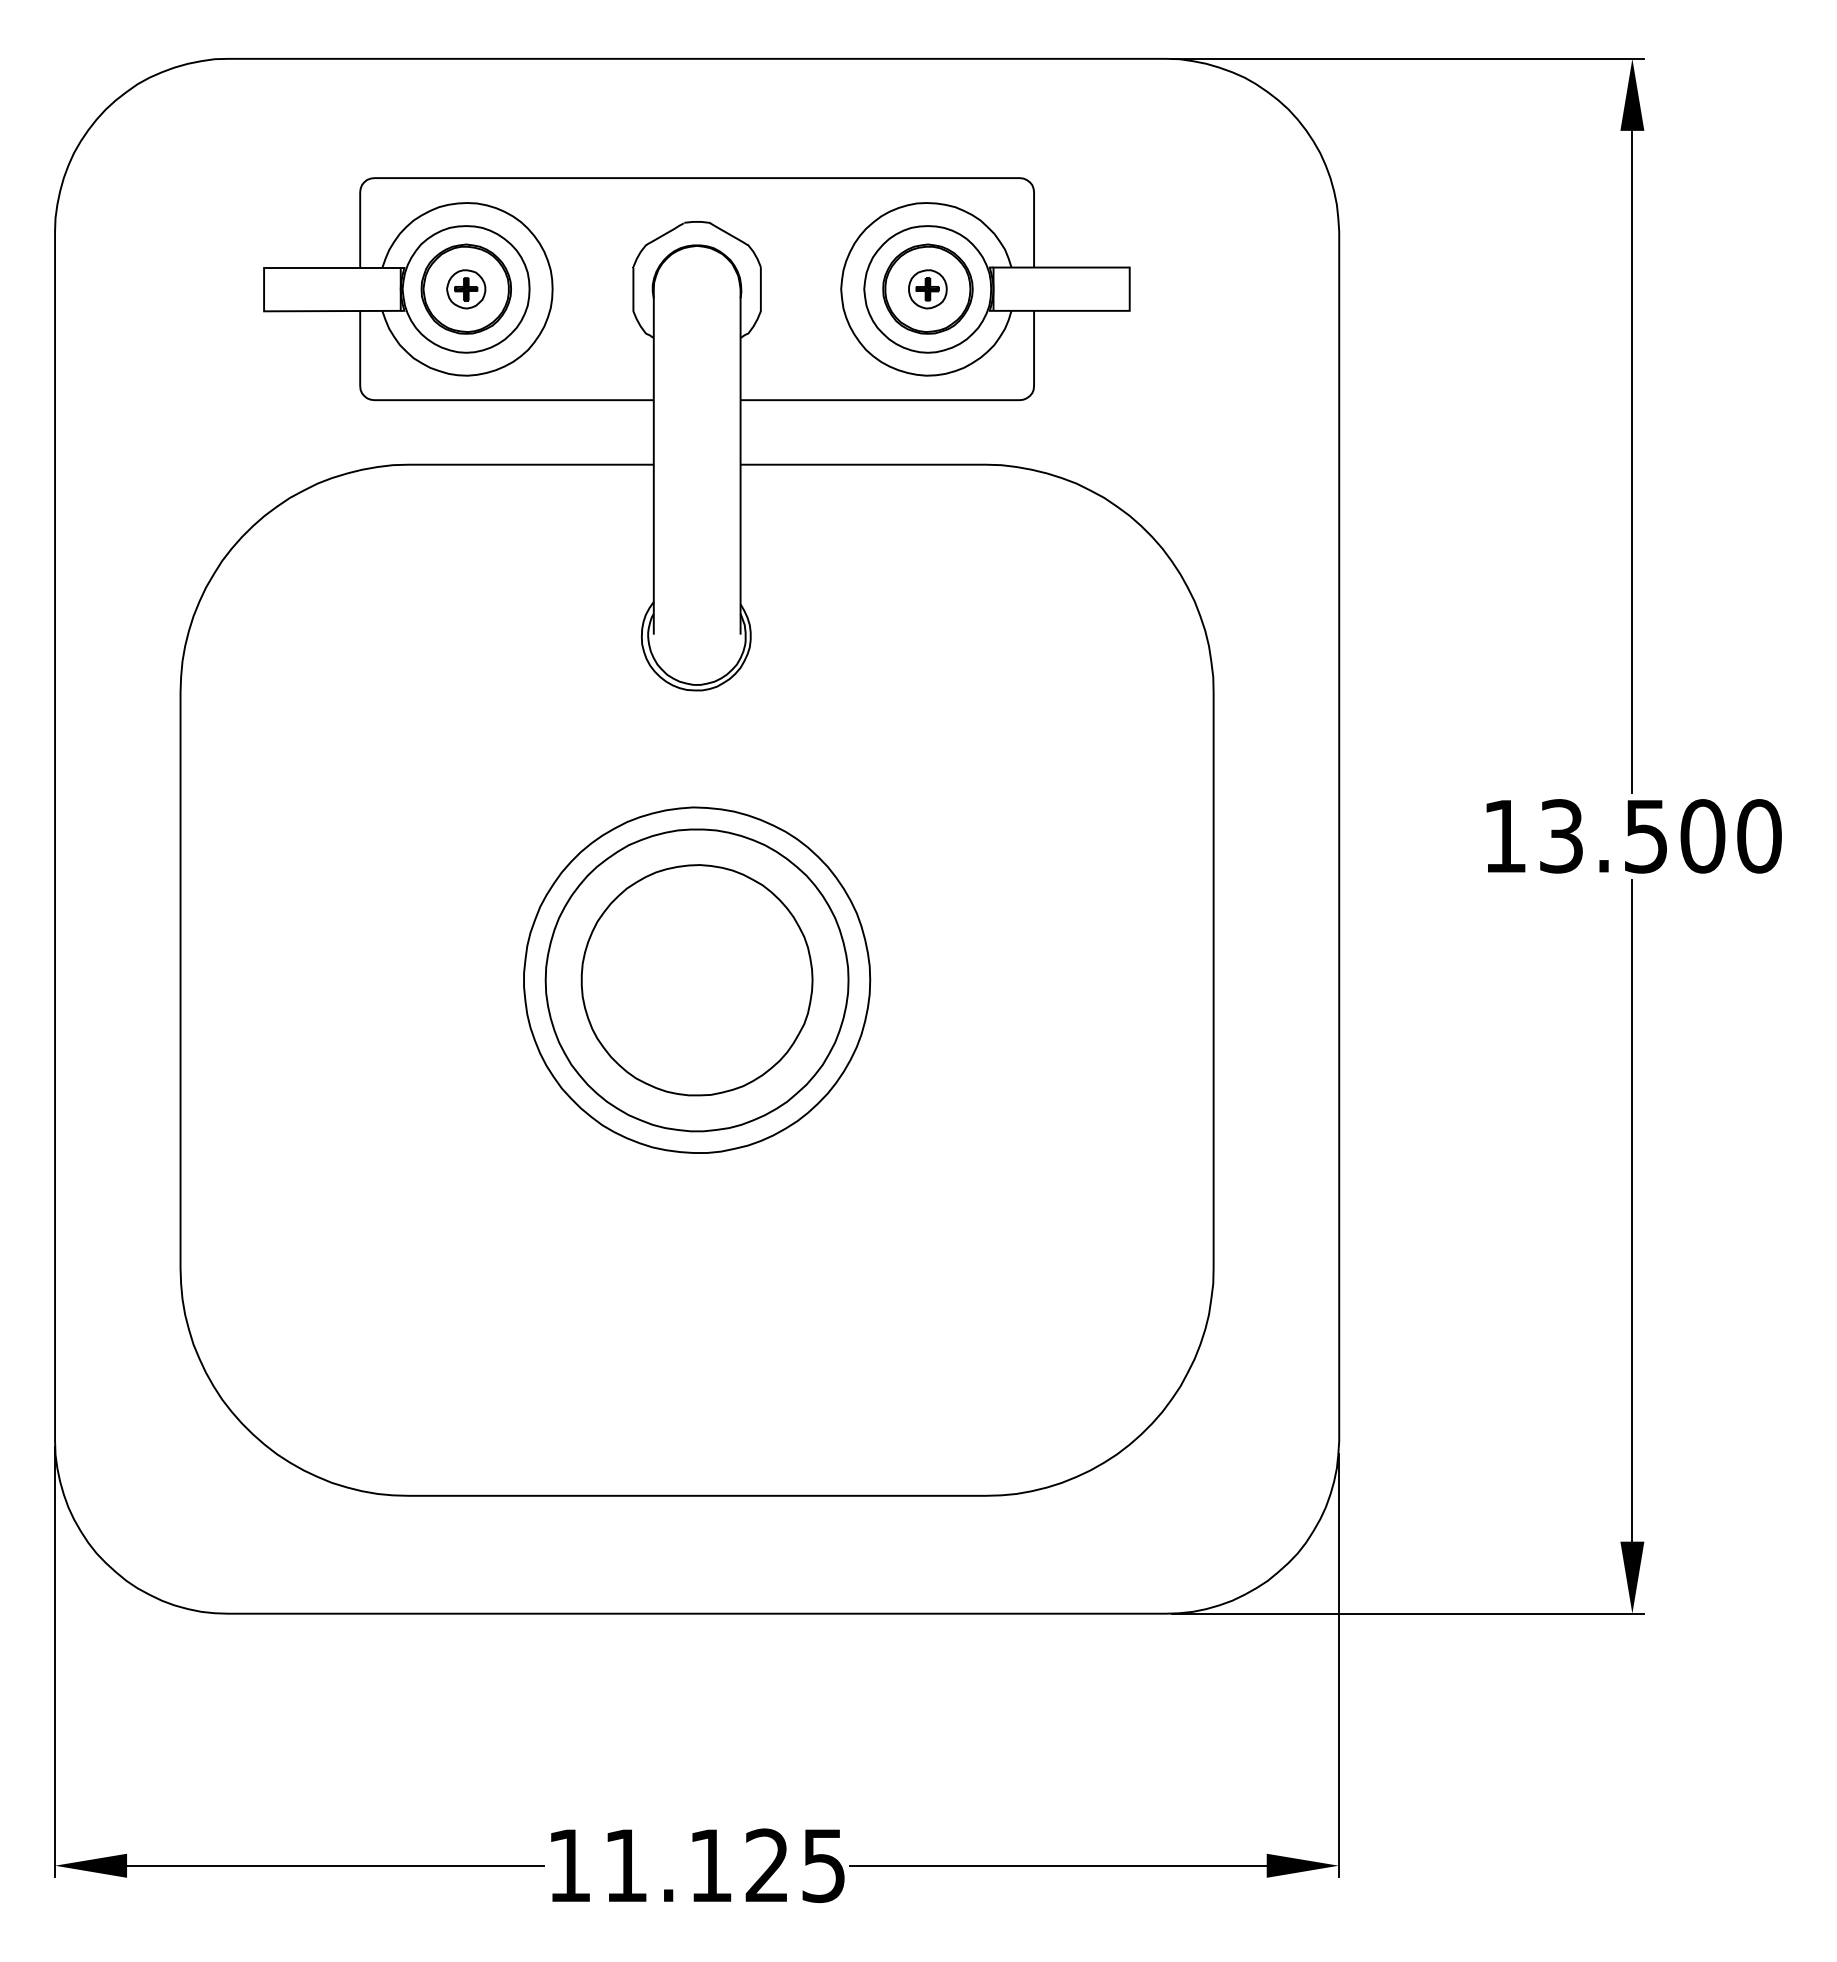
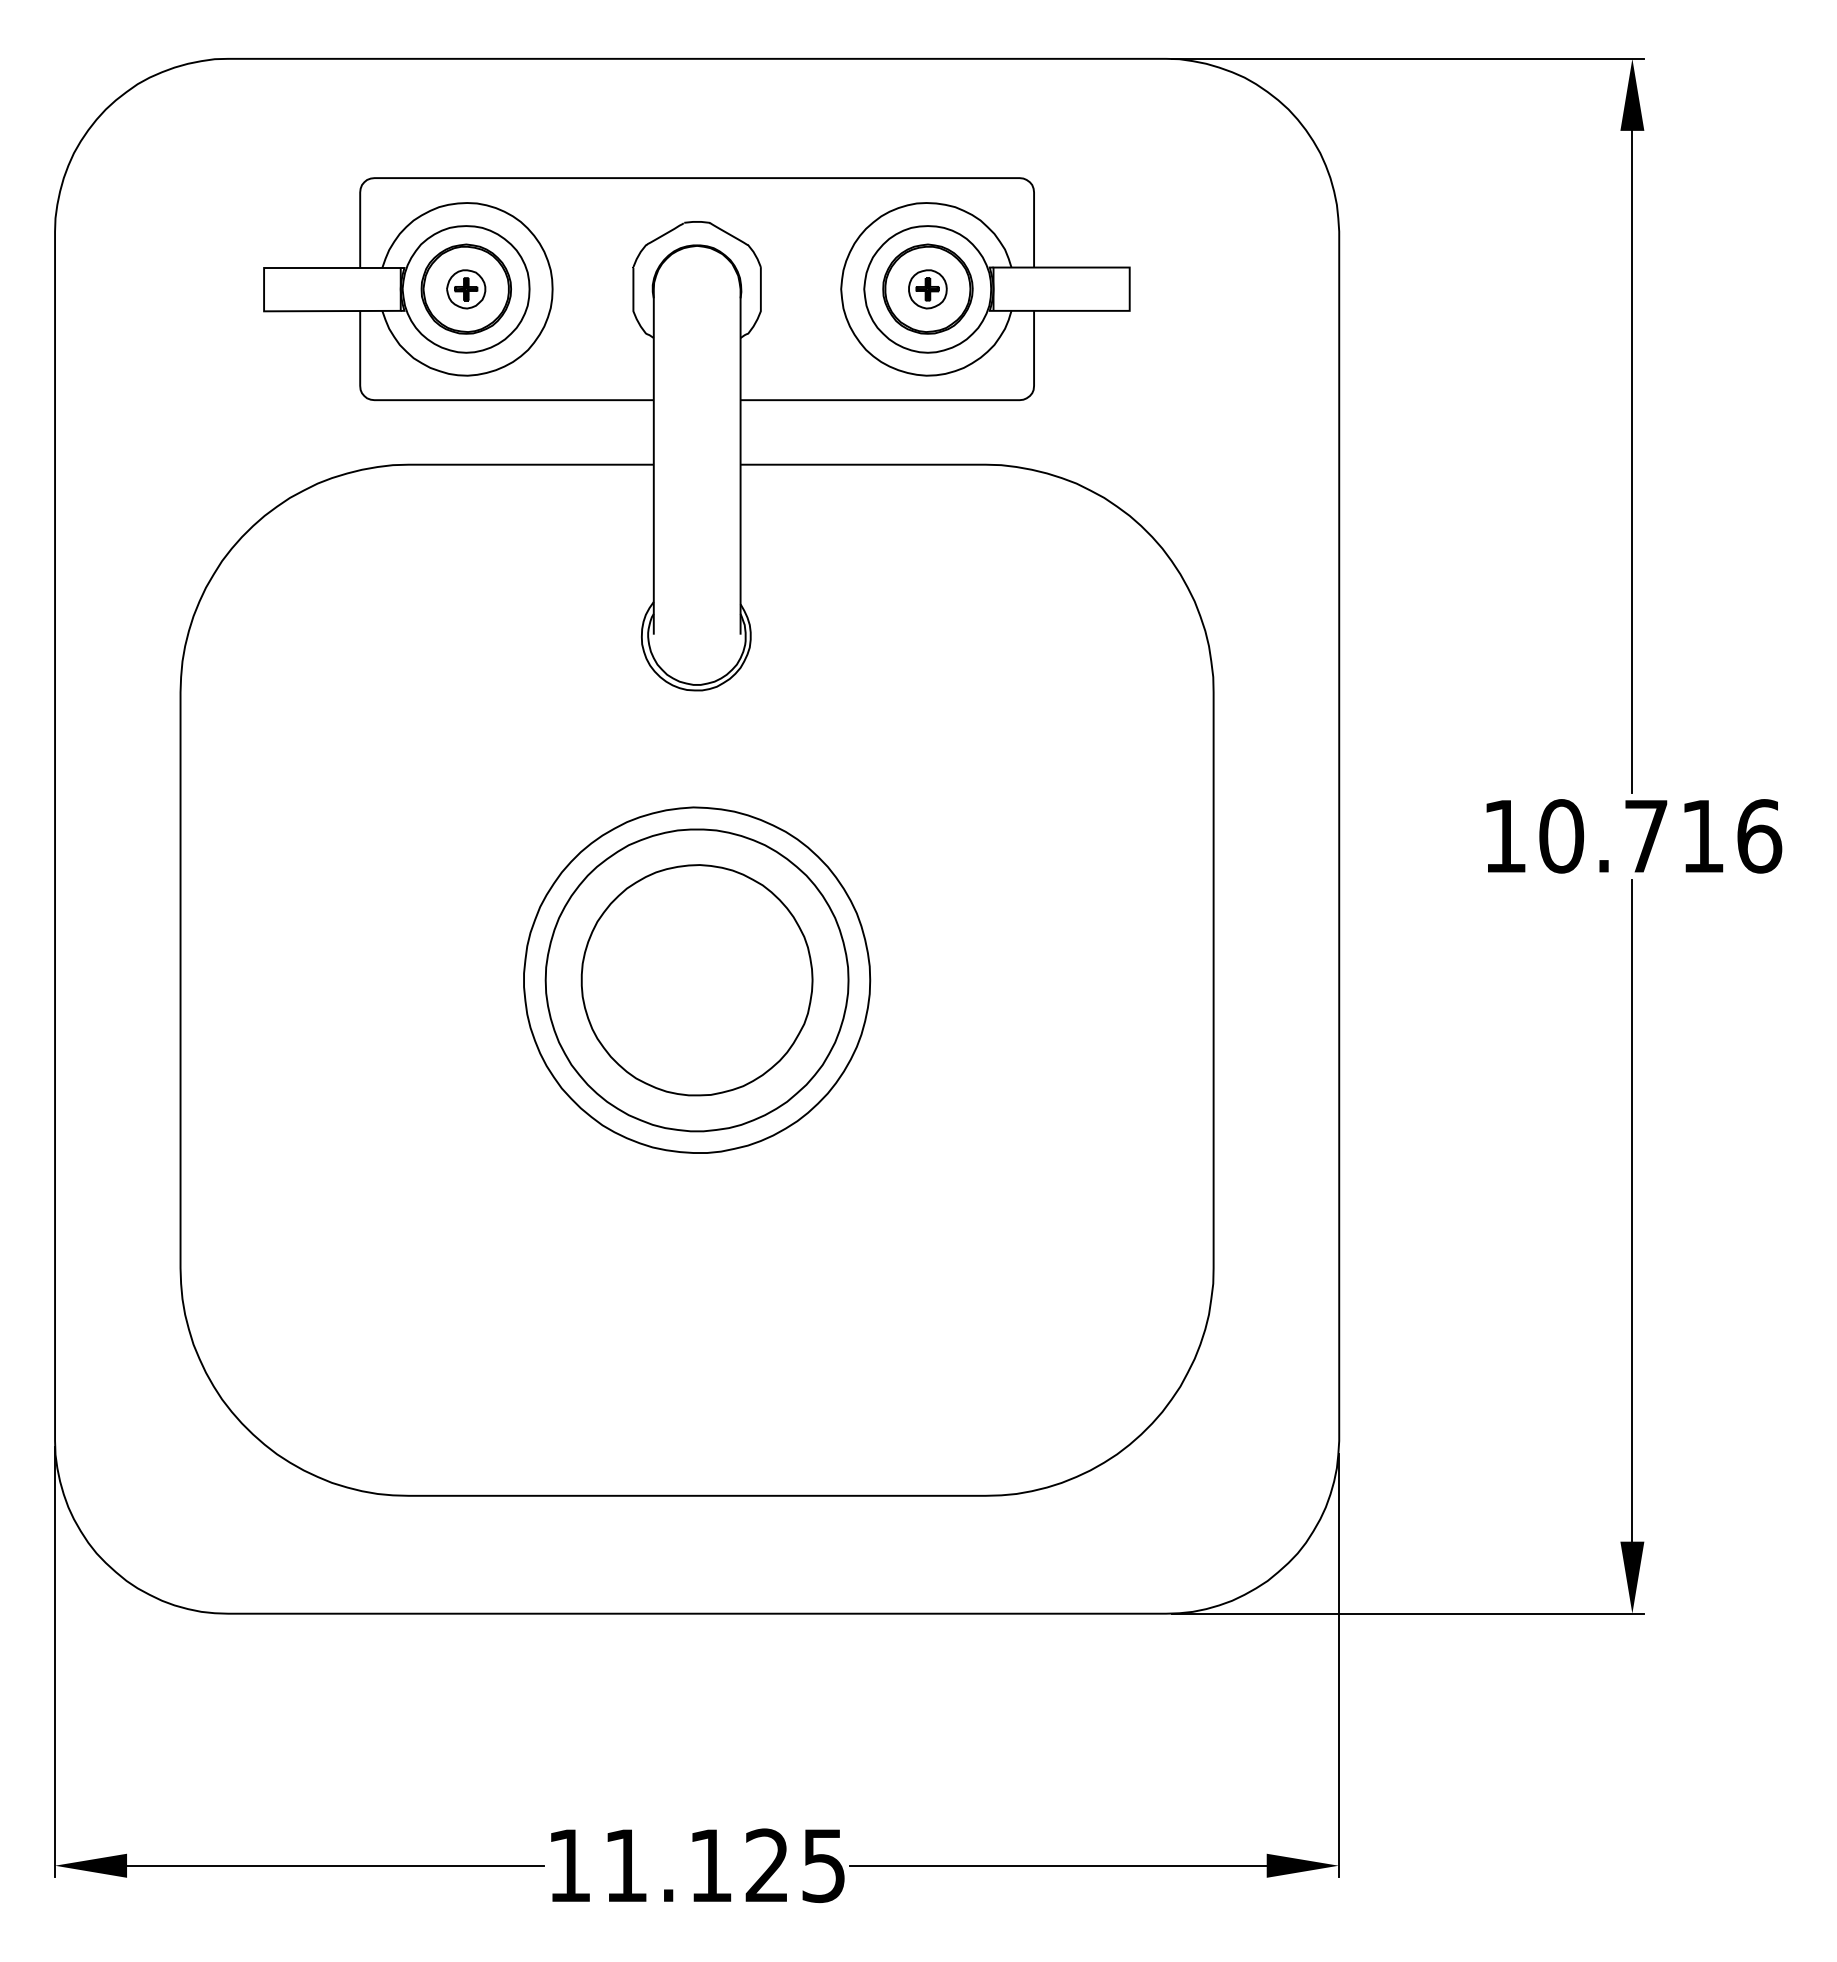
text: 13.500 -> 10.716 (1660, 836)
